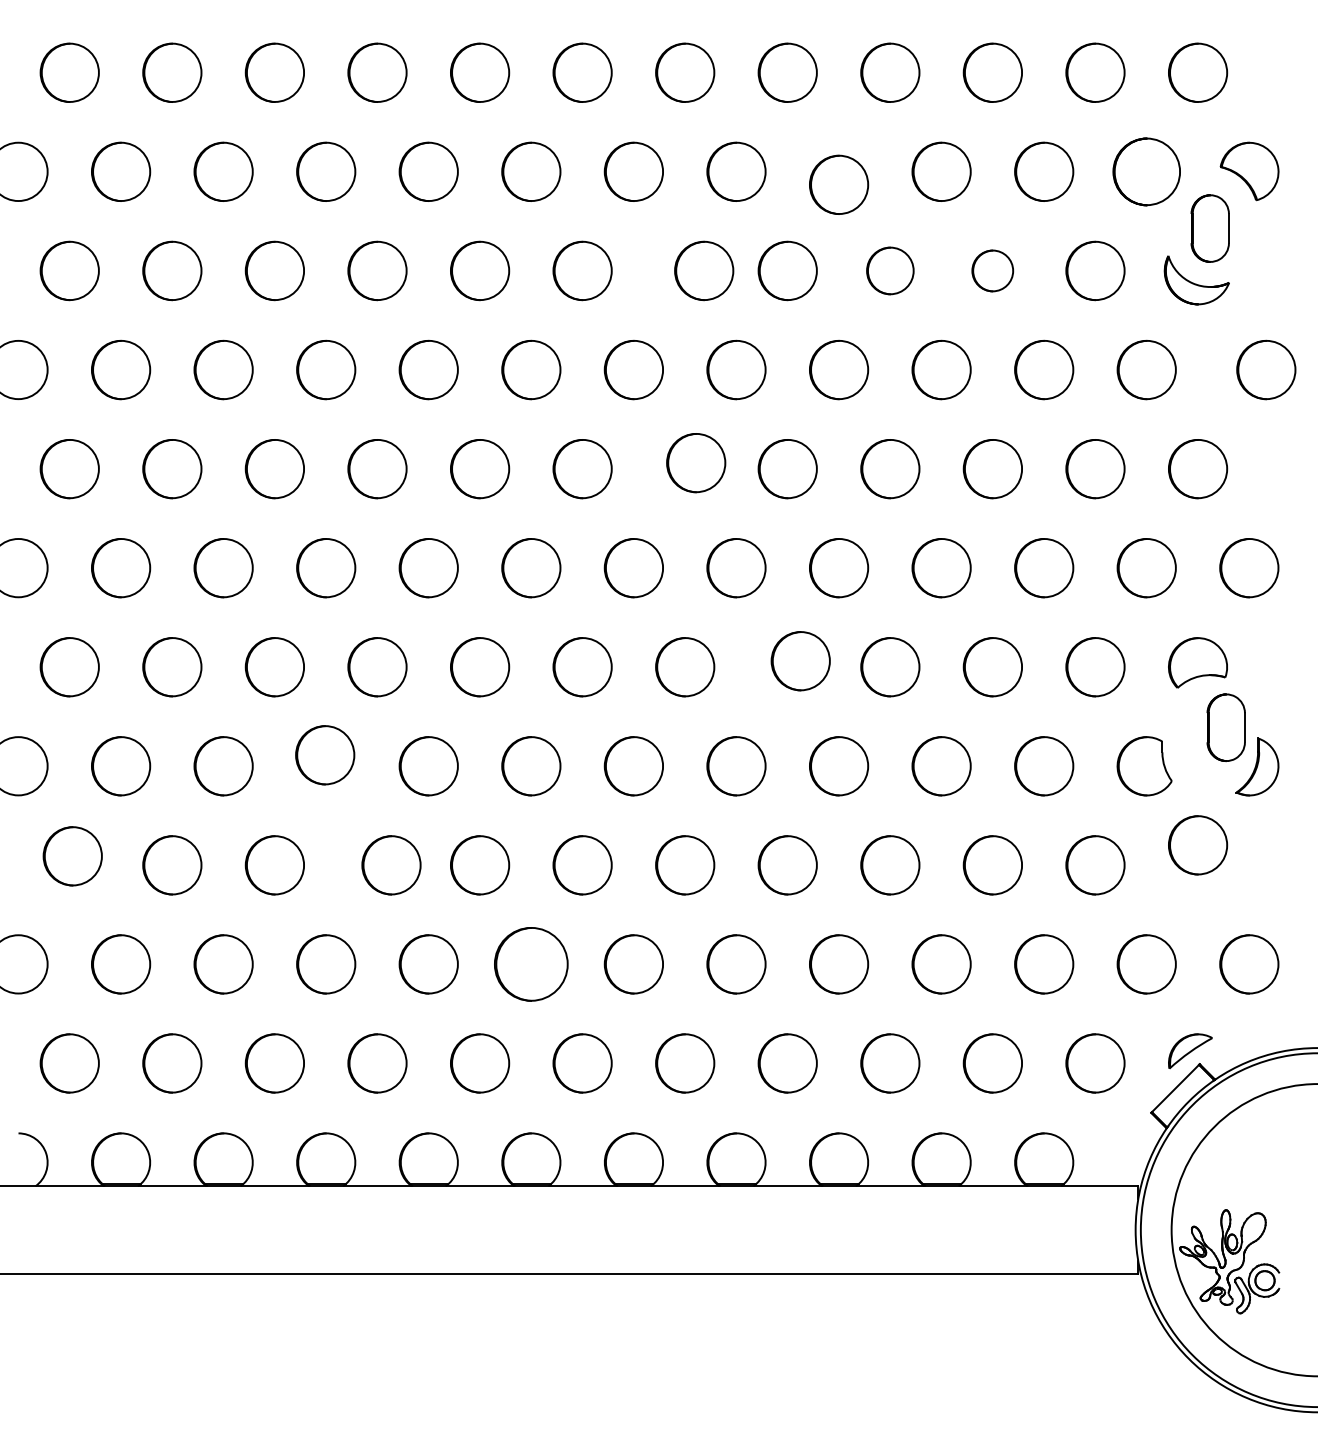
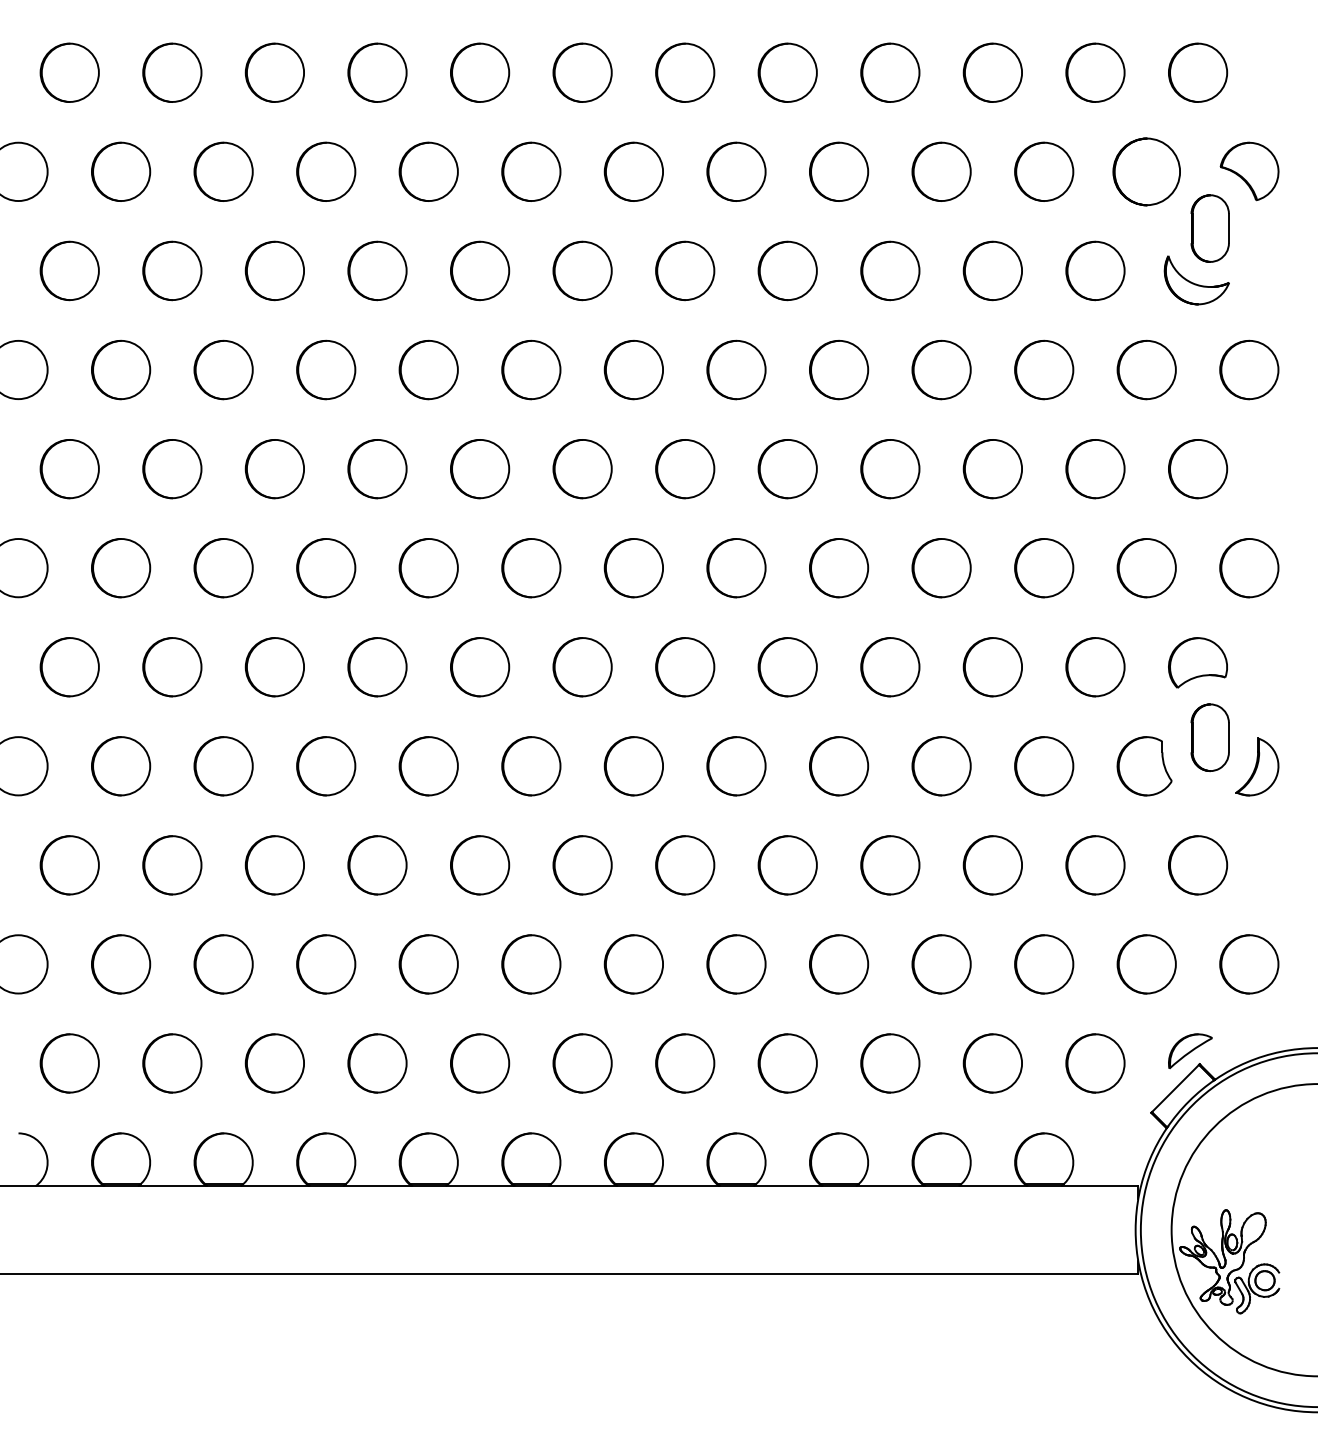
circle position: (839, 184) -> (839, 171) (839, 171)
part position: (704, 270) -> (685, 270) (685, 270)
part size: 49x50 px -> 61x62 px (890, 270)
part size: 44x44 px -> 61x62 px (992, 270)
part position: (1266, 369) -> (1249, 369) (1249, 369)
circle position: (696, 463) -> (685, 469) (685, 469)
circle position: (800, 661) -> (787, 667) (787, 667)
part position: (1225, 727) -> (1209, 737) (1209, 737)
circle position: (325, 755) -> (326, 766) (326, 766)
circle position: (1198, 845) -> (1198, 865) (1198, 865)
circle position: (72, 856) -> (69, 865) (69, 865)
circle position: (391, 865) -> (377, 865) (377, 865)
circle size: 75x75 px -> 61x61 px (531, 964)
